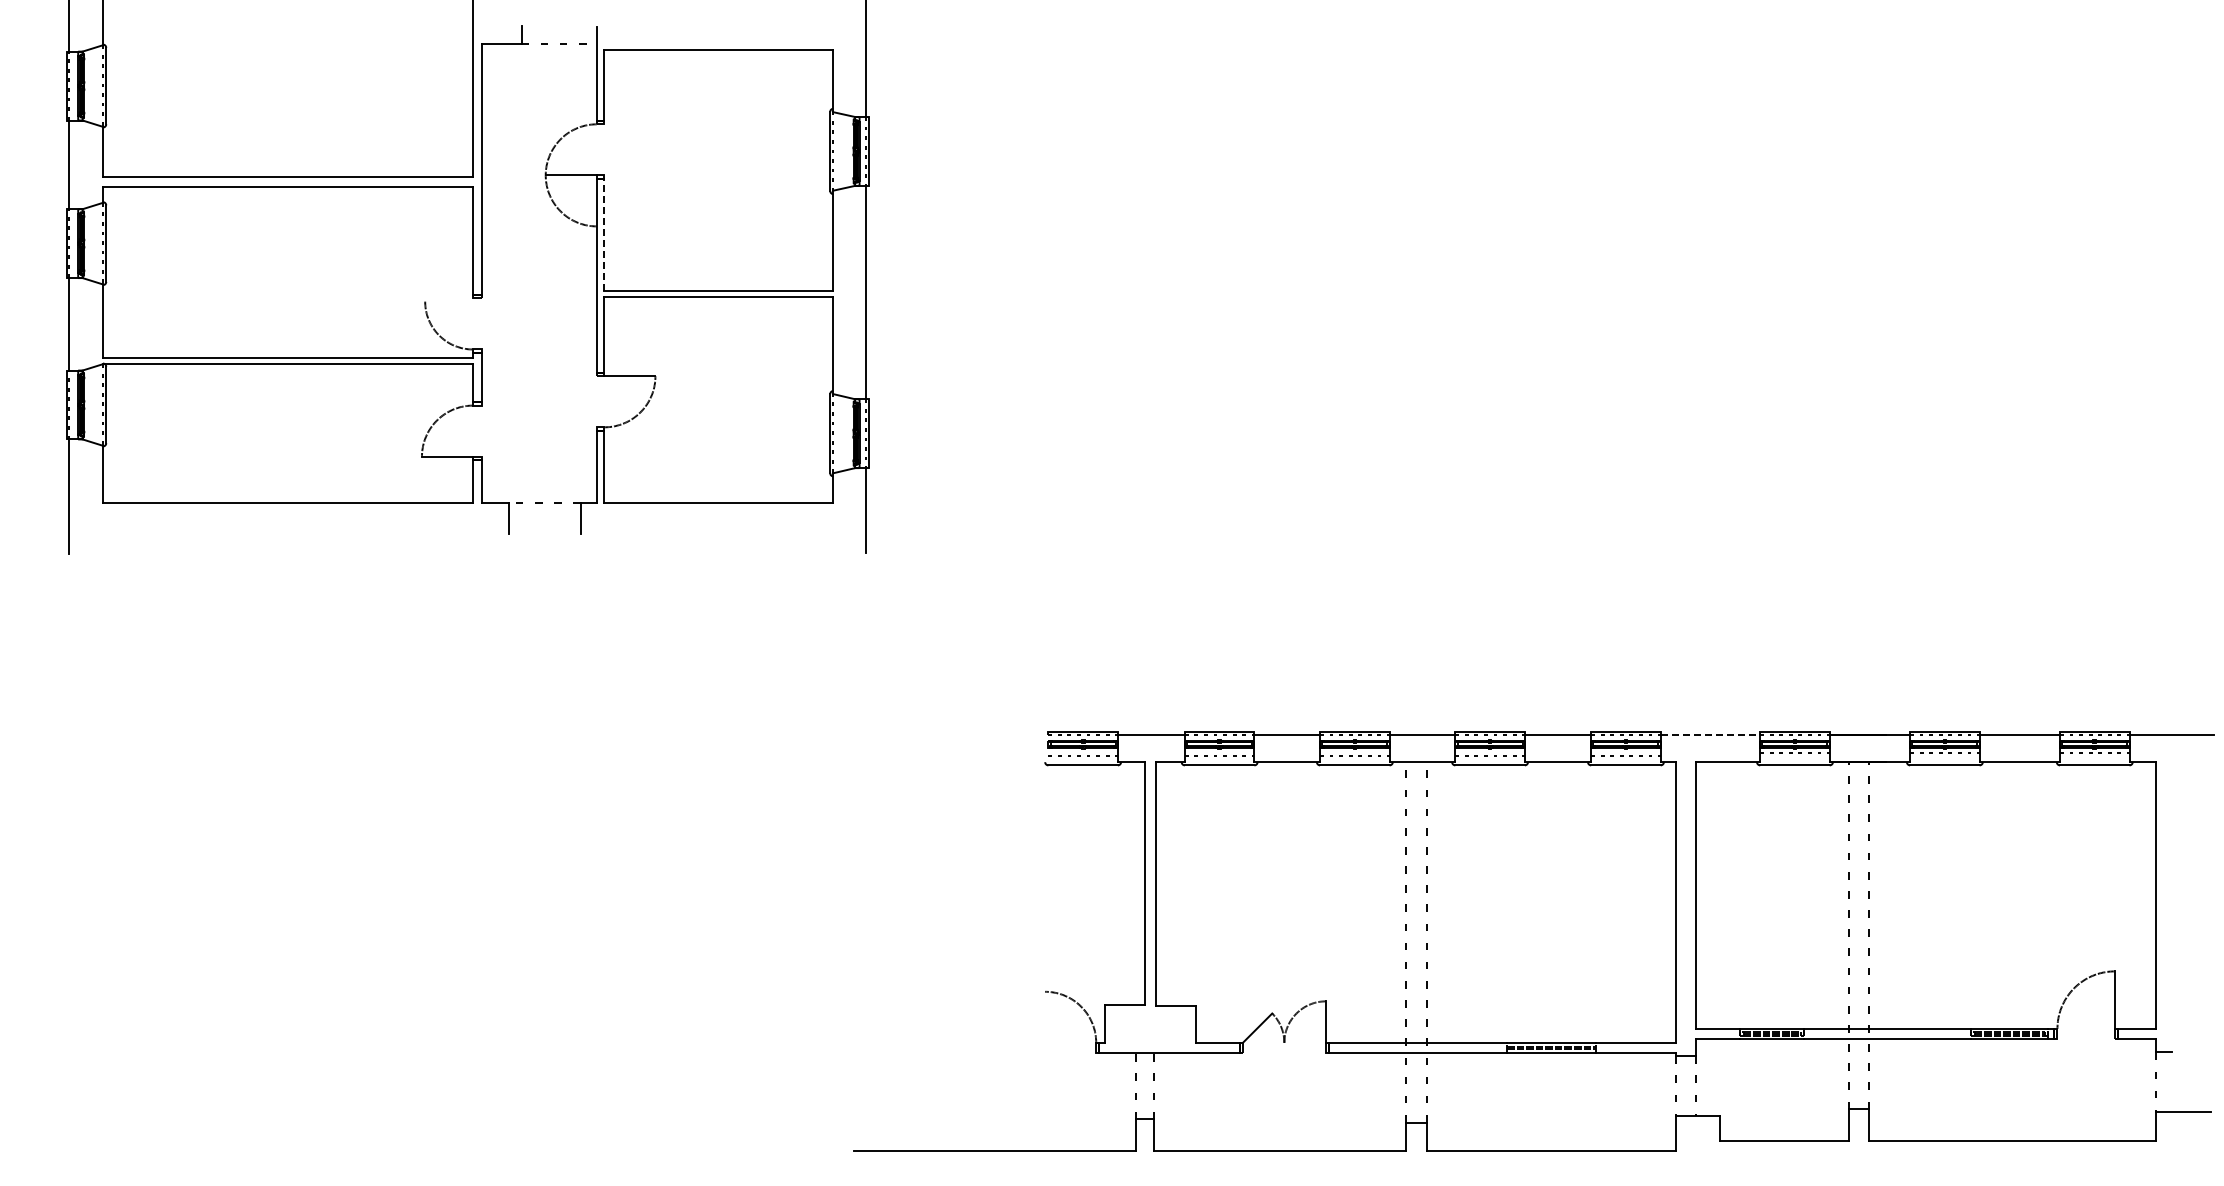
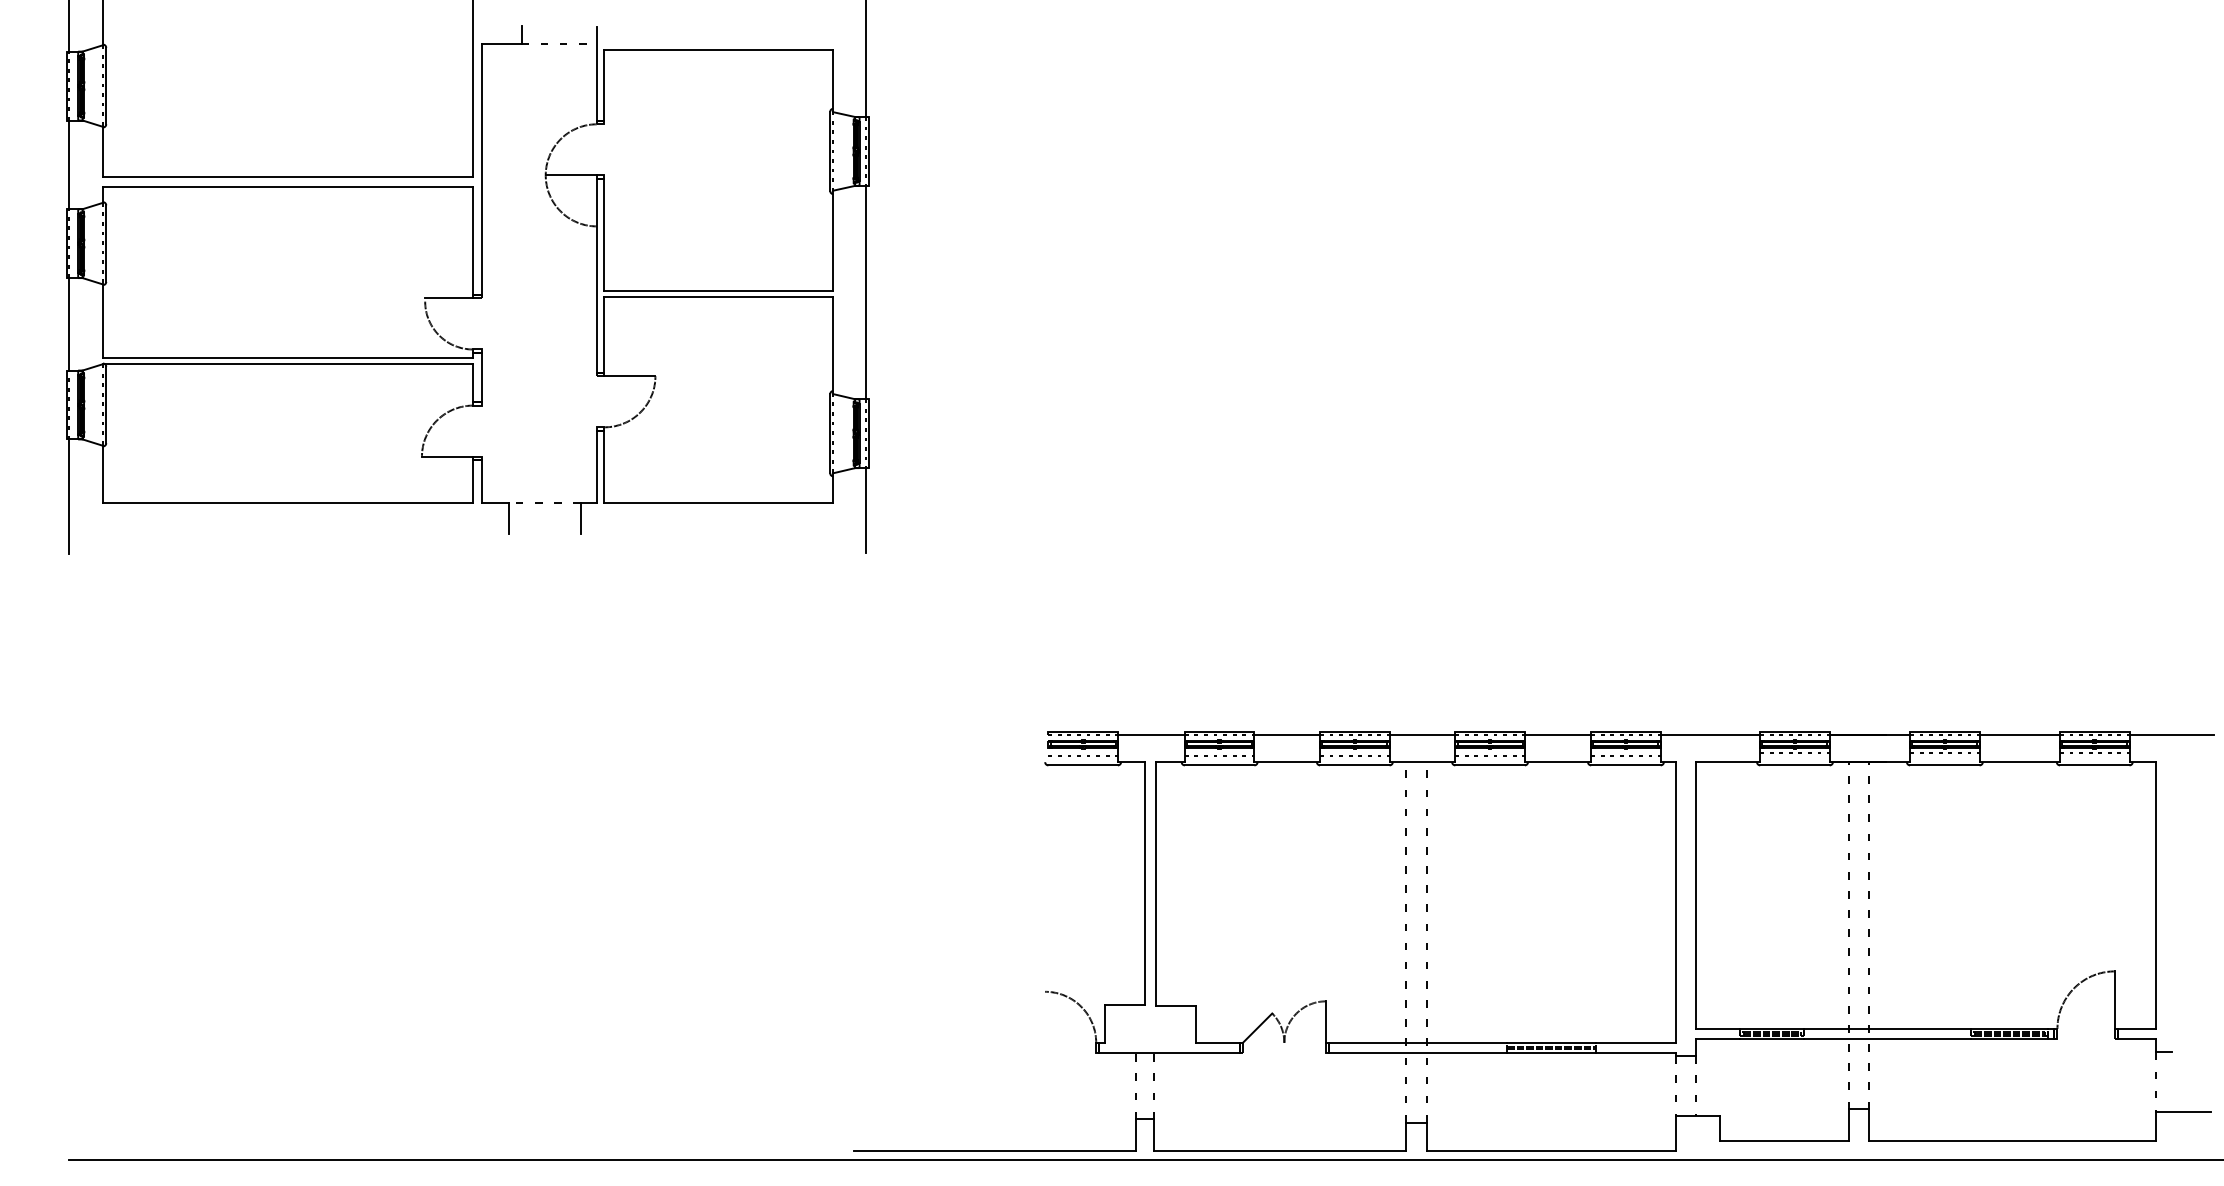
line: dashed -> solid (604, 234)
line: none -> present (449, 298)
line: dashed -> solid (1710, 734)
line: none -> present (1144, 1159)
